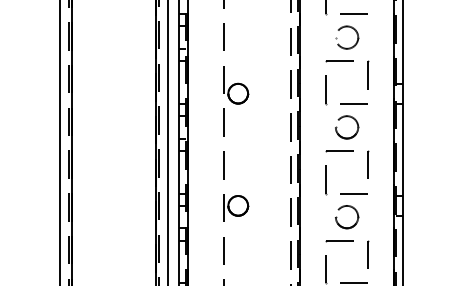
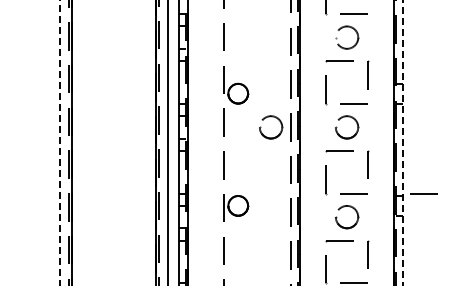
part: none -> present (279, 132)
line: solid -> dashed (403, 141)
line: solid -> dashed (59, 143)
line: none -> present (423, 193)
